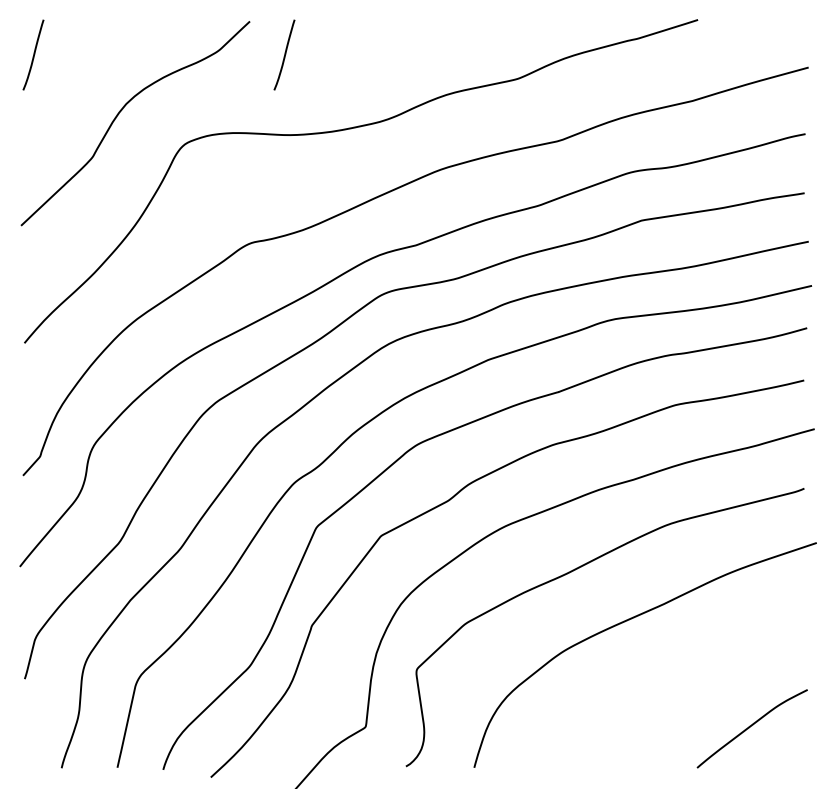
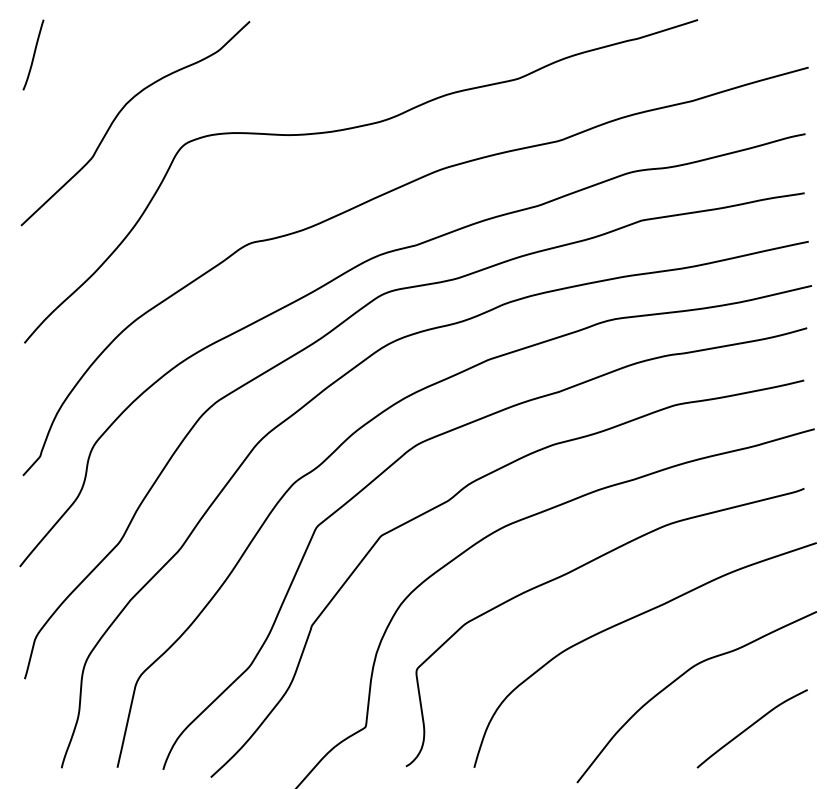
curve: present -> none (284, 54)
curve: none -> present (678, 679)
